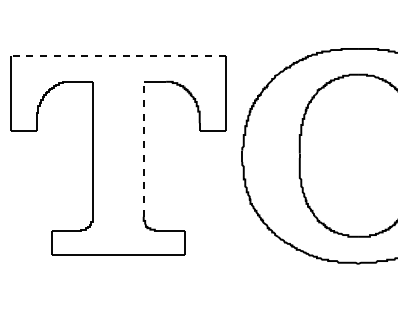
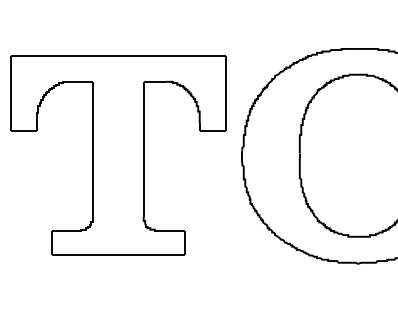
line: dashed -> solid (118, 56)
line: dashed -> solid (143, 148)
